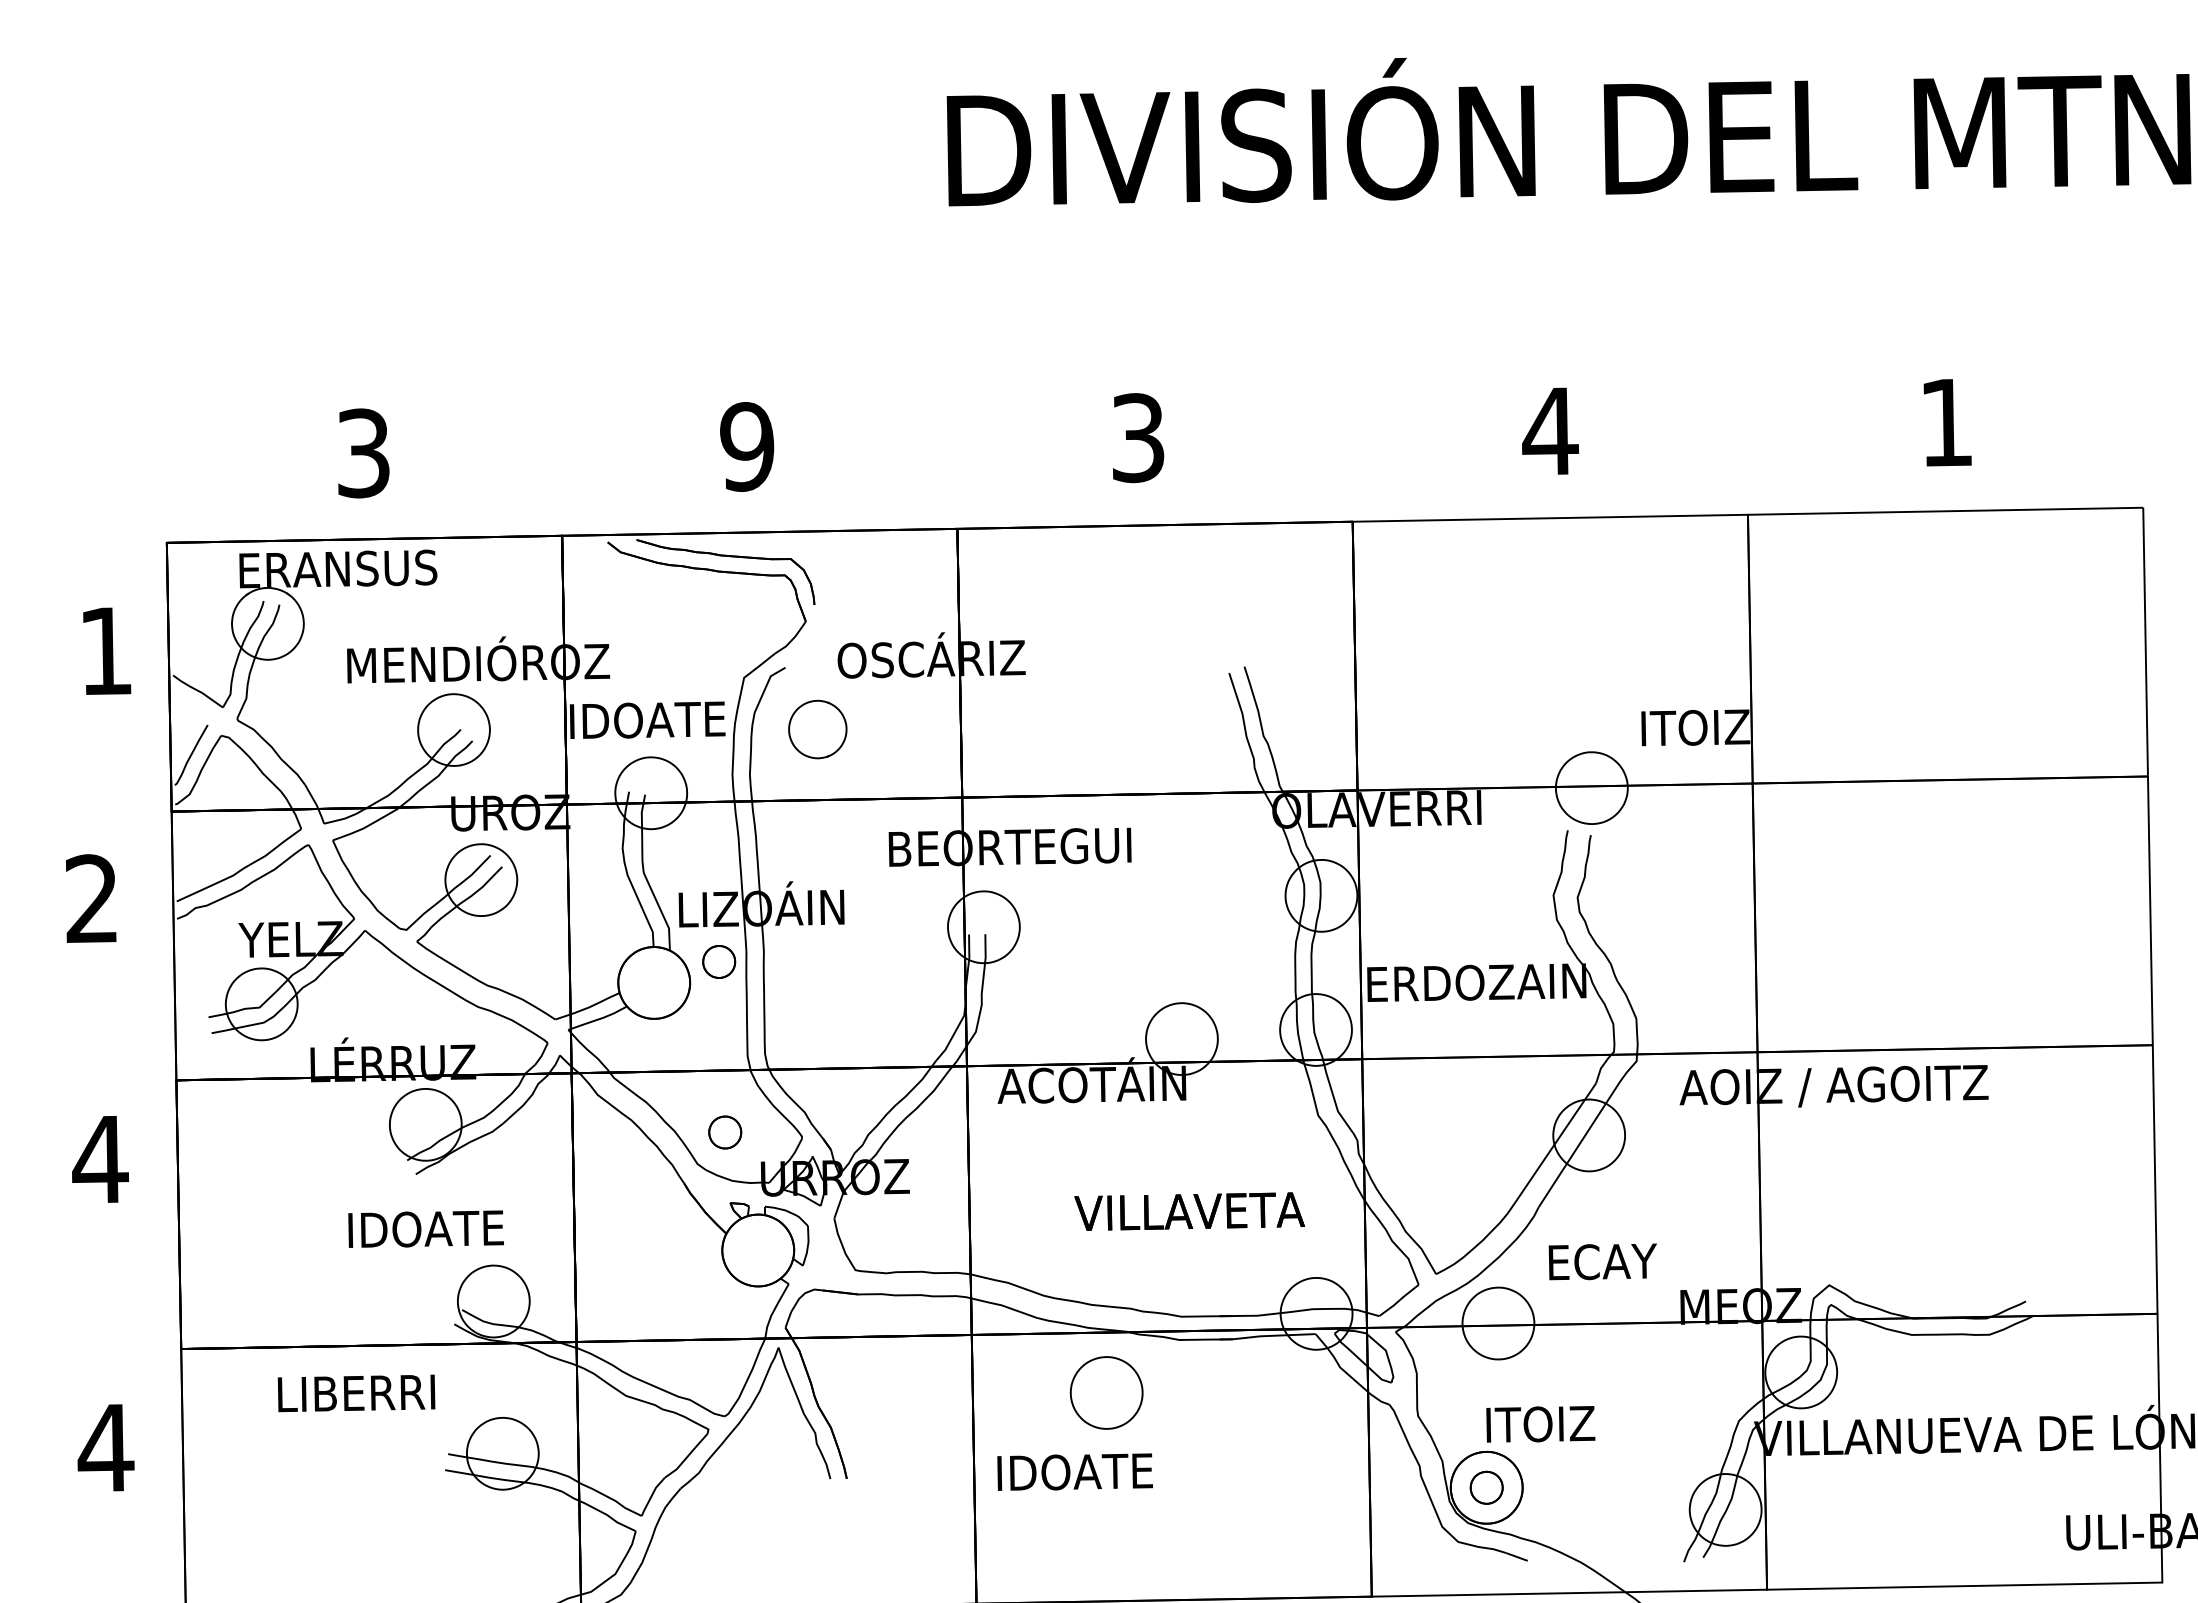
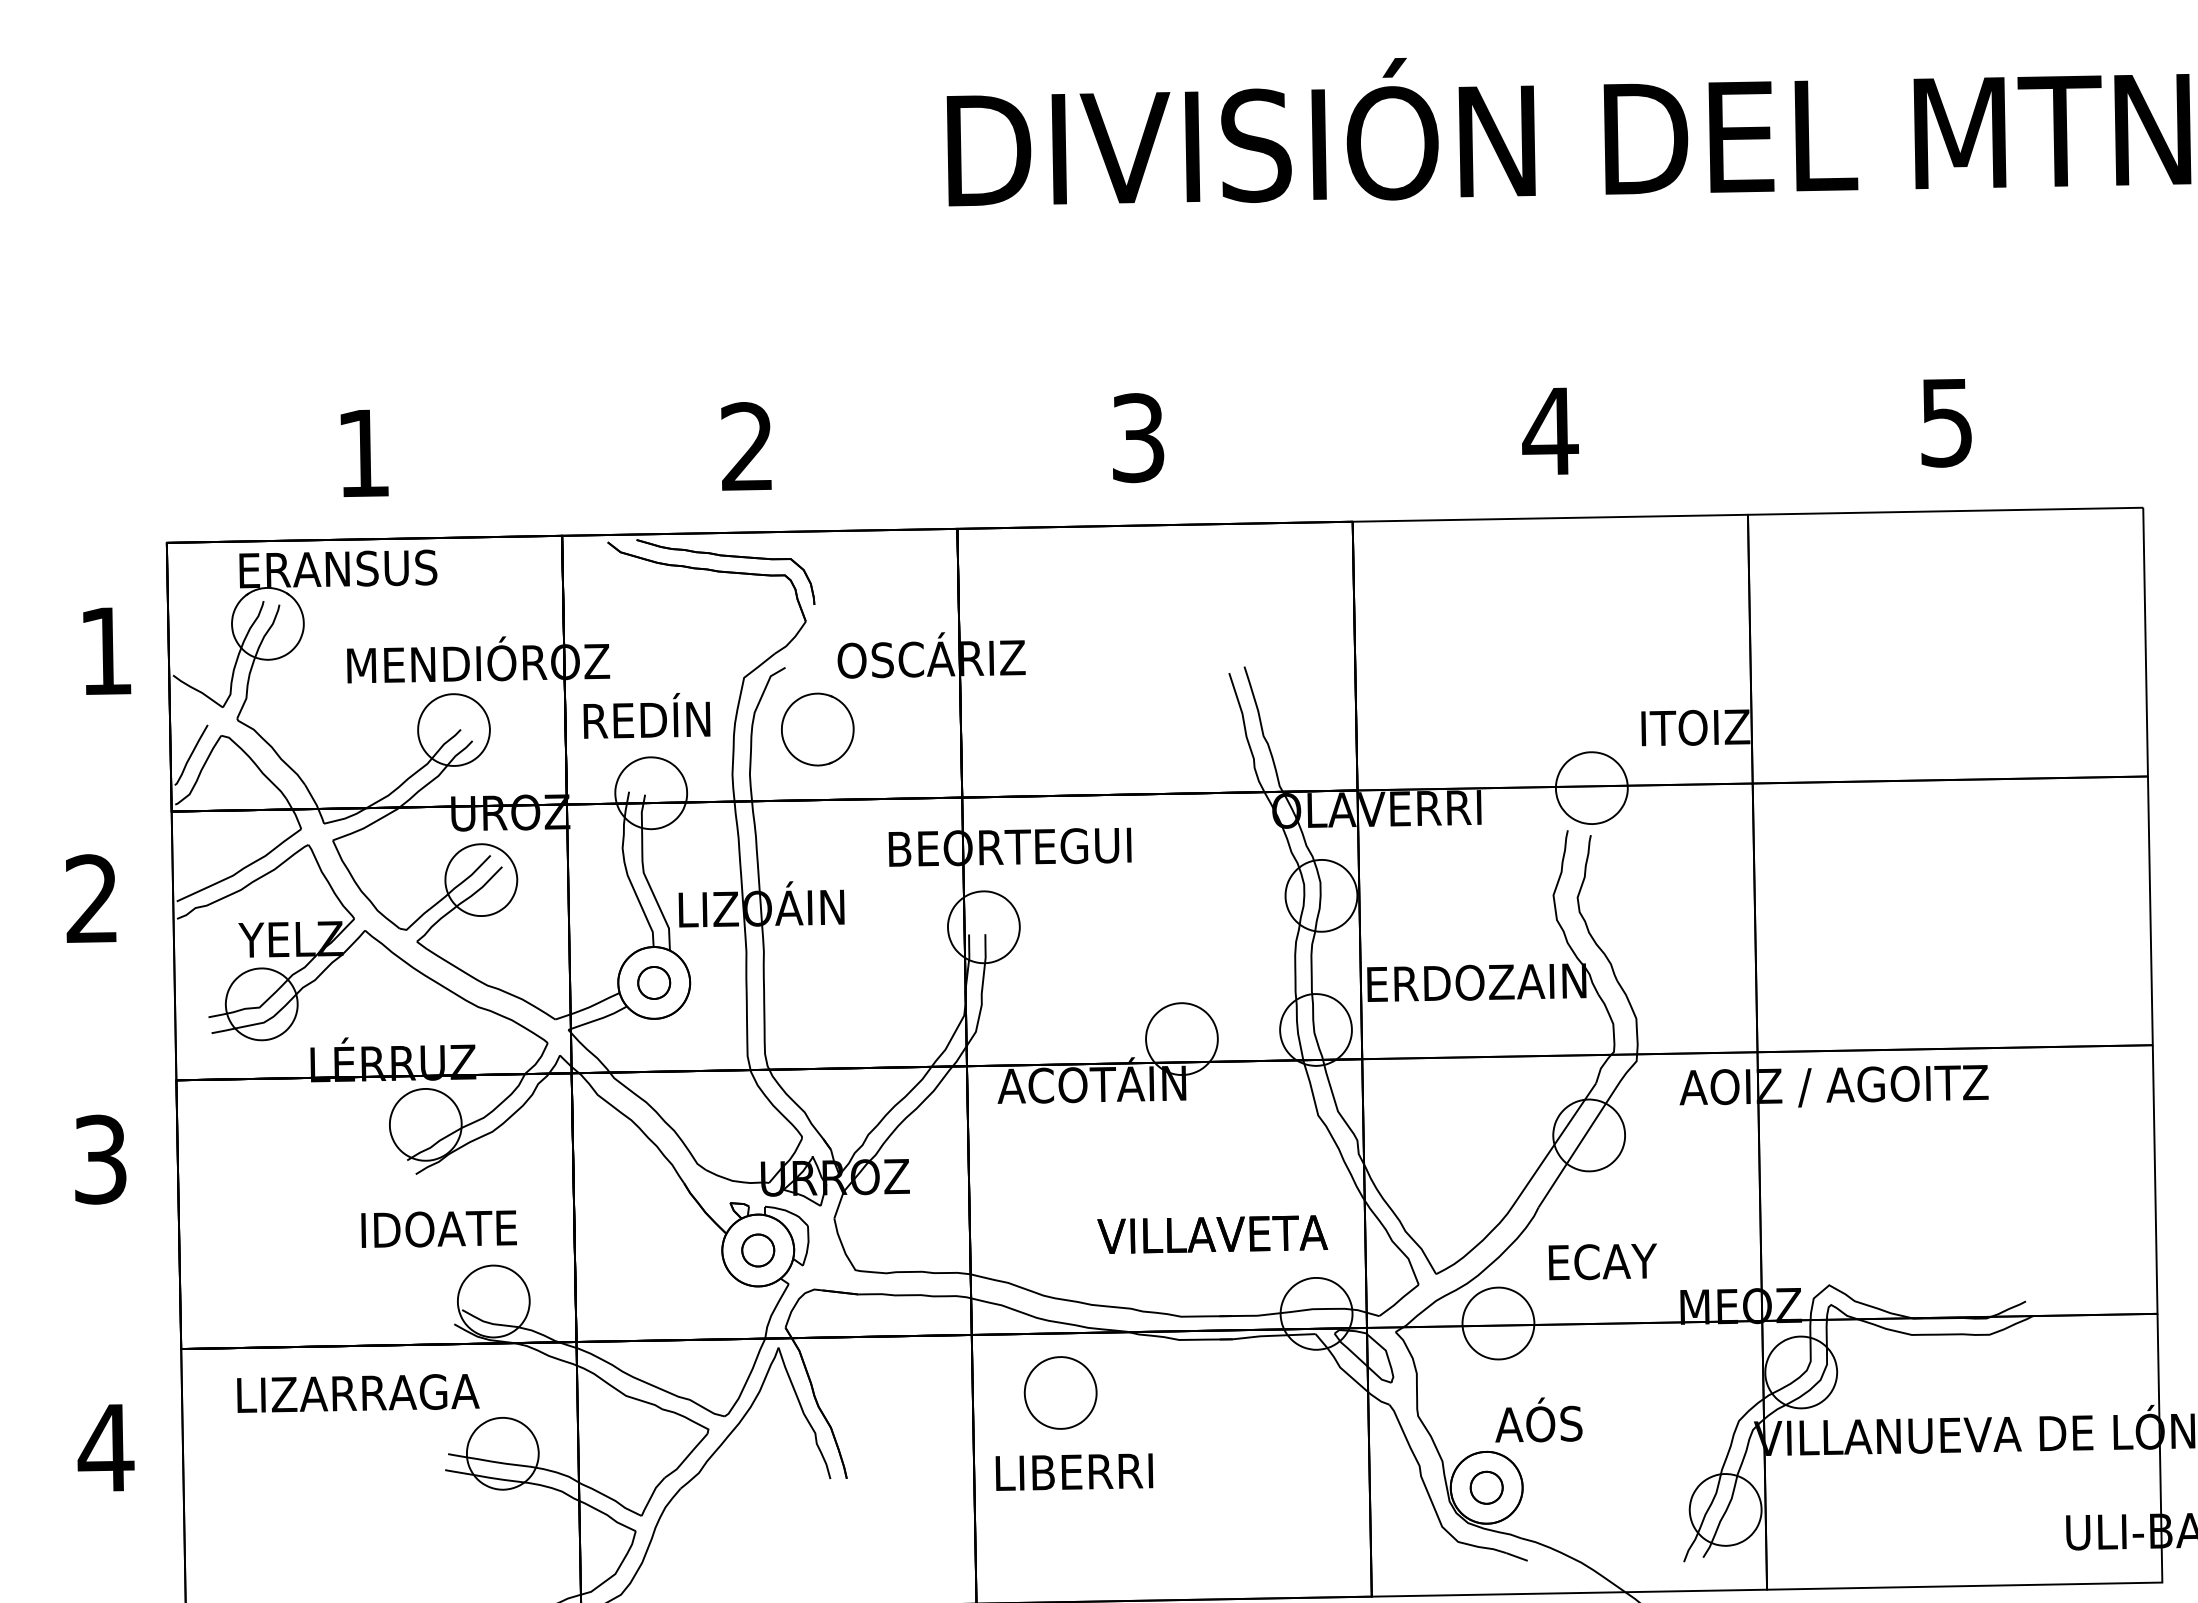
text: 1 -> 5 (1946, 423)
text: 9 -> 2 (747, 446)
text: 3 -> 1 (363, 453)
text: IDOATE -> REDÍN (647, 715)
part size: 60x61 px -> 74x75 px (817, 729)
part position: (719, 961) -> (654, 982) (654, 982)
part position: (725, 1132) -> (758, 1250) (758, 1250)
text: 4 -> 3 (100, 1159)
text position: (1189, 1211) -> (1212, 1234) (1212, 1234)
text position: (425, 1228) -> (438, 1228) (438, 1228)
part position: (1106, 1392) -> (1060, 1392) (1060, 1392)
text: LIBERRI -> LIZARRAGA (358, 1393)
text: ITOIZ -> AÓS (1540, 1419)
text: IDOATE -> LIBERRI (1074, 1471)
